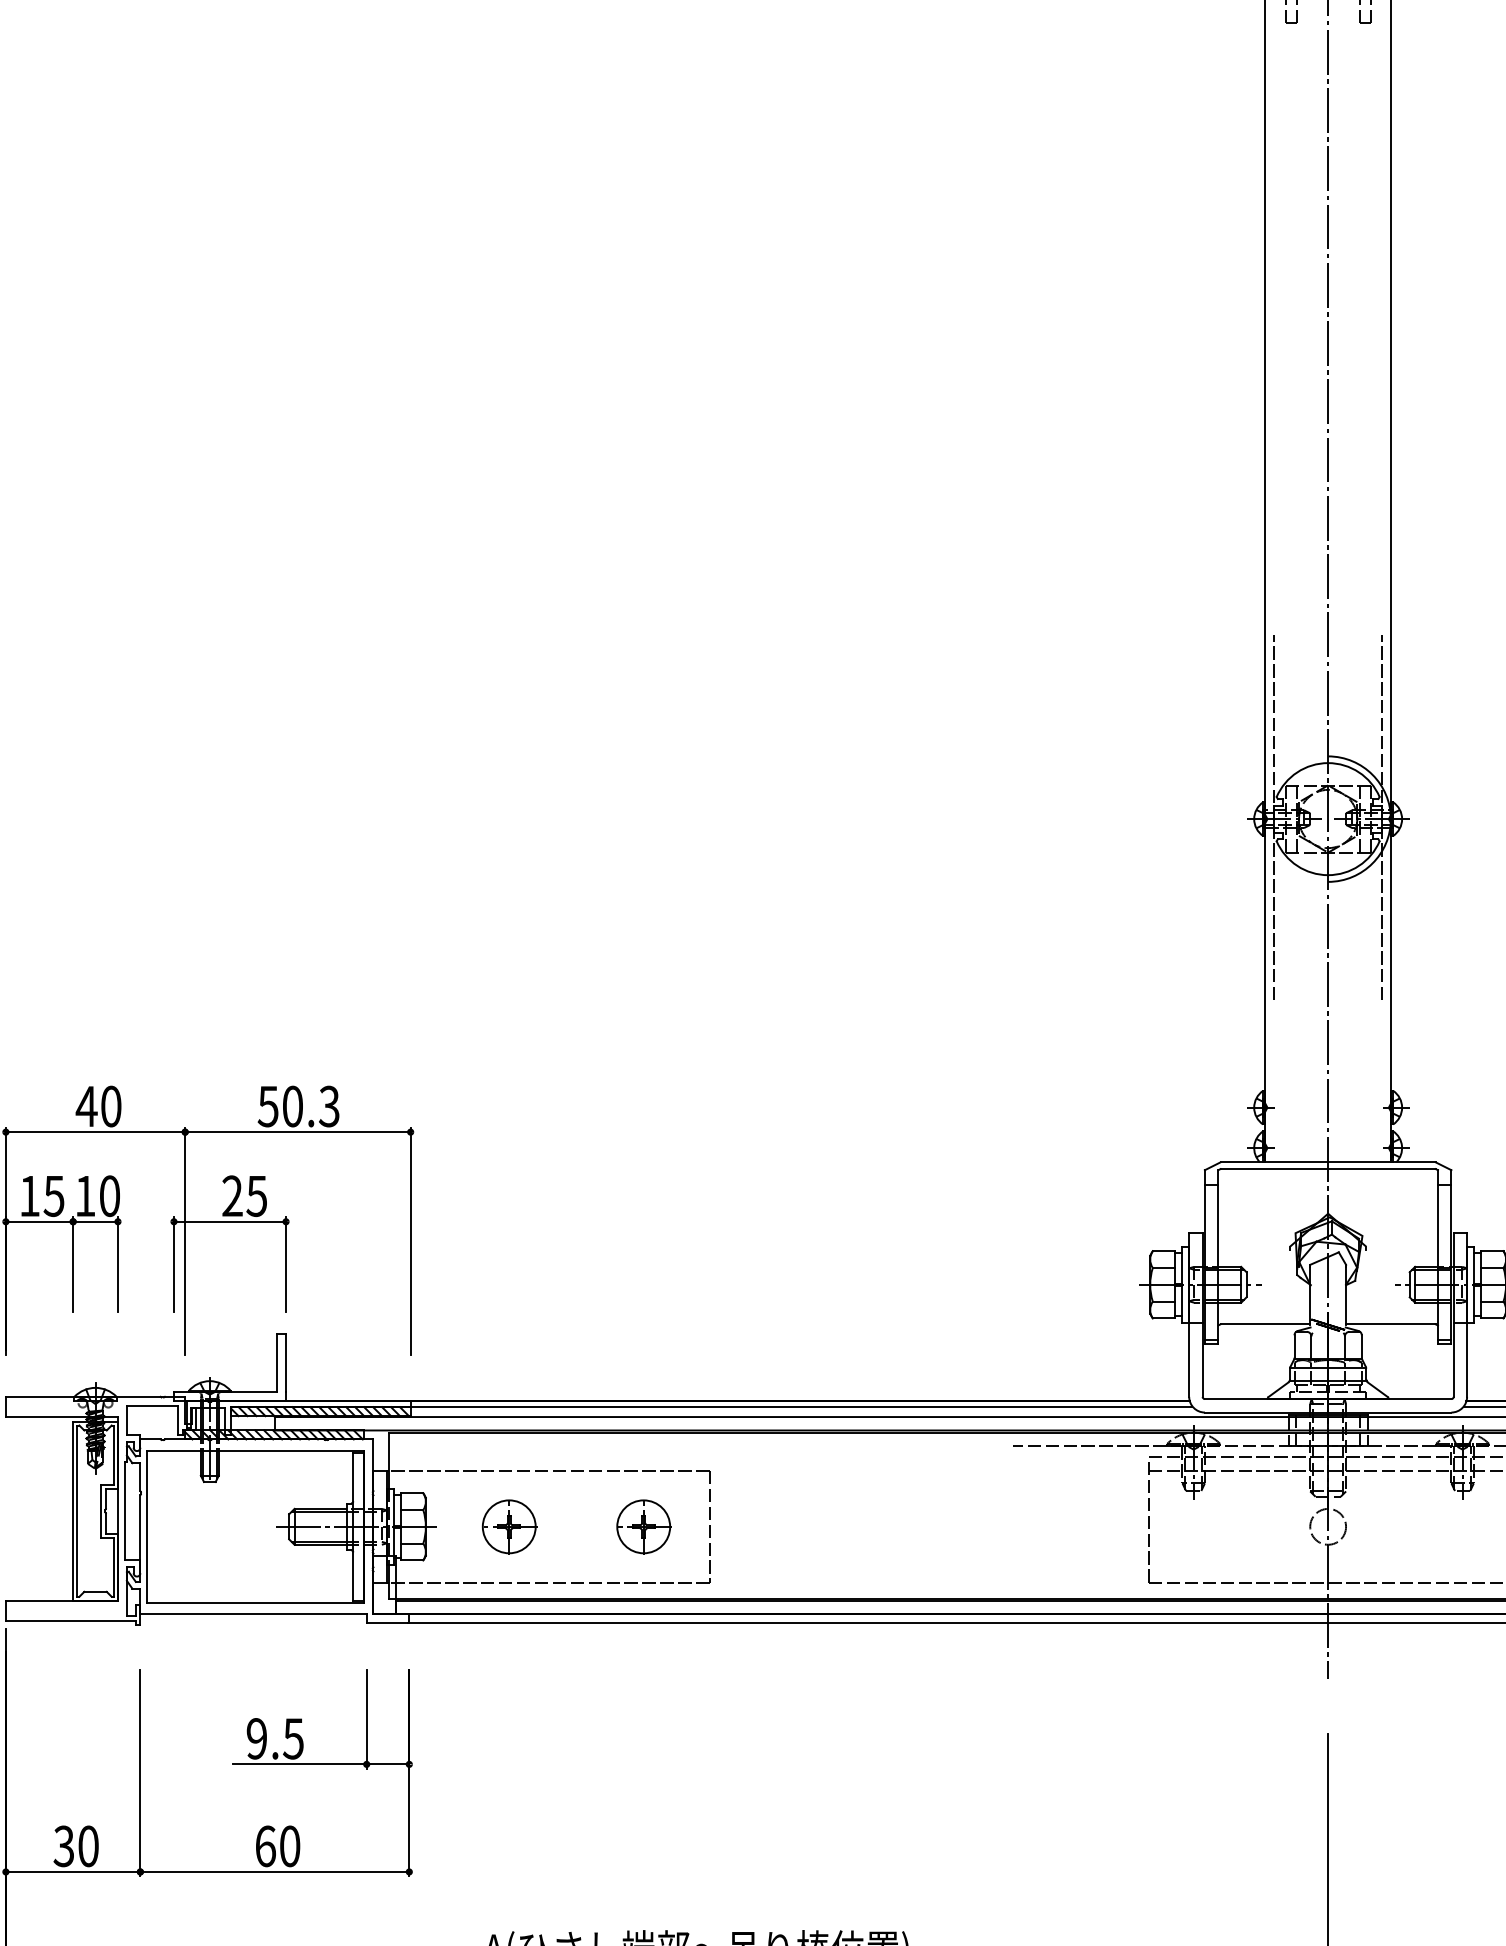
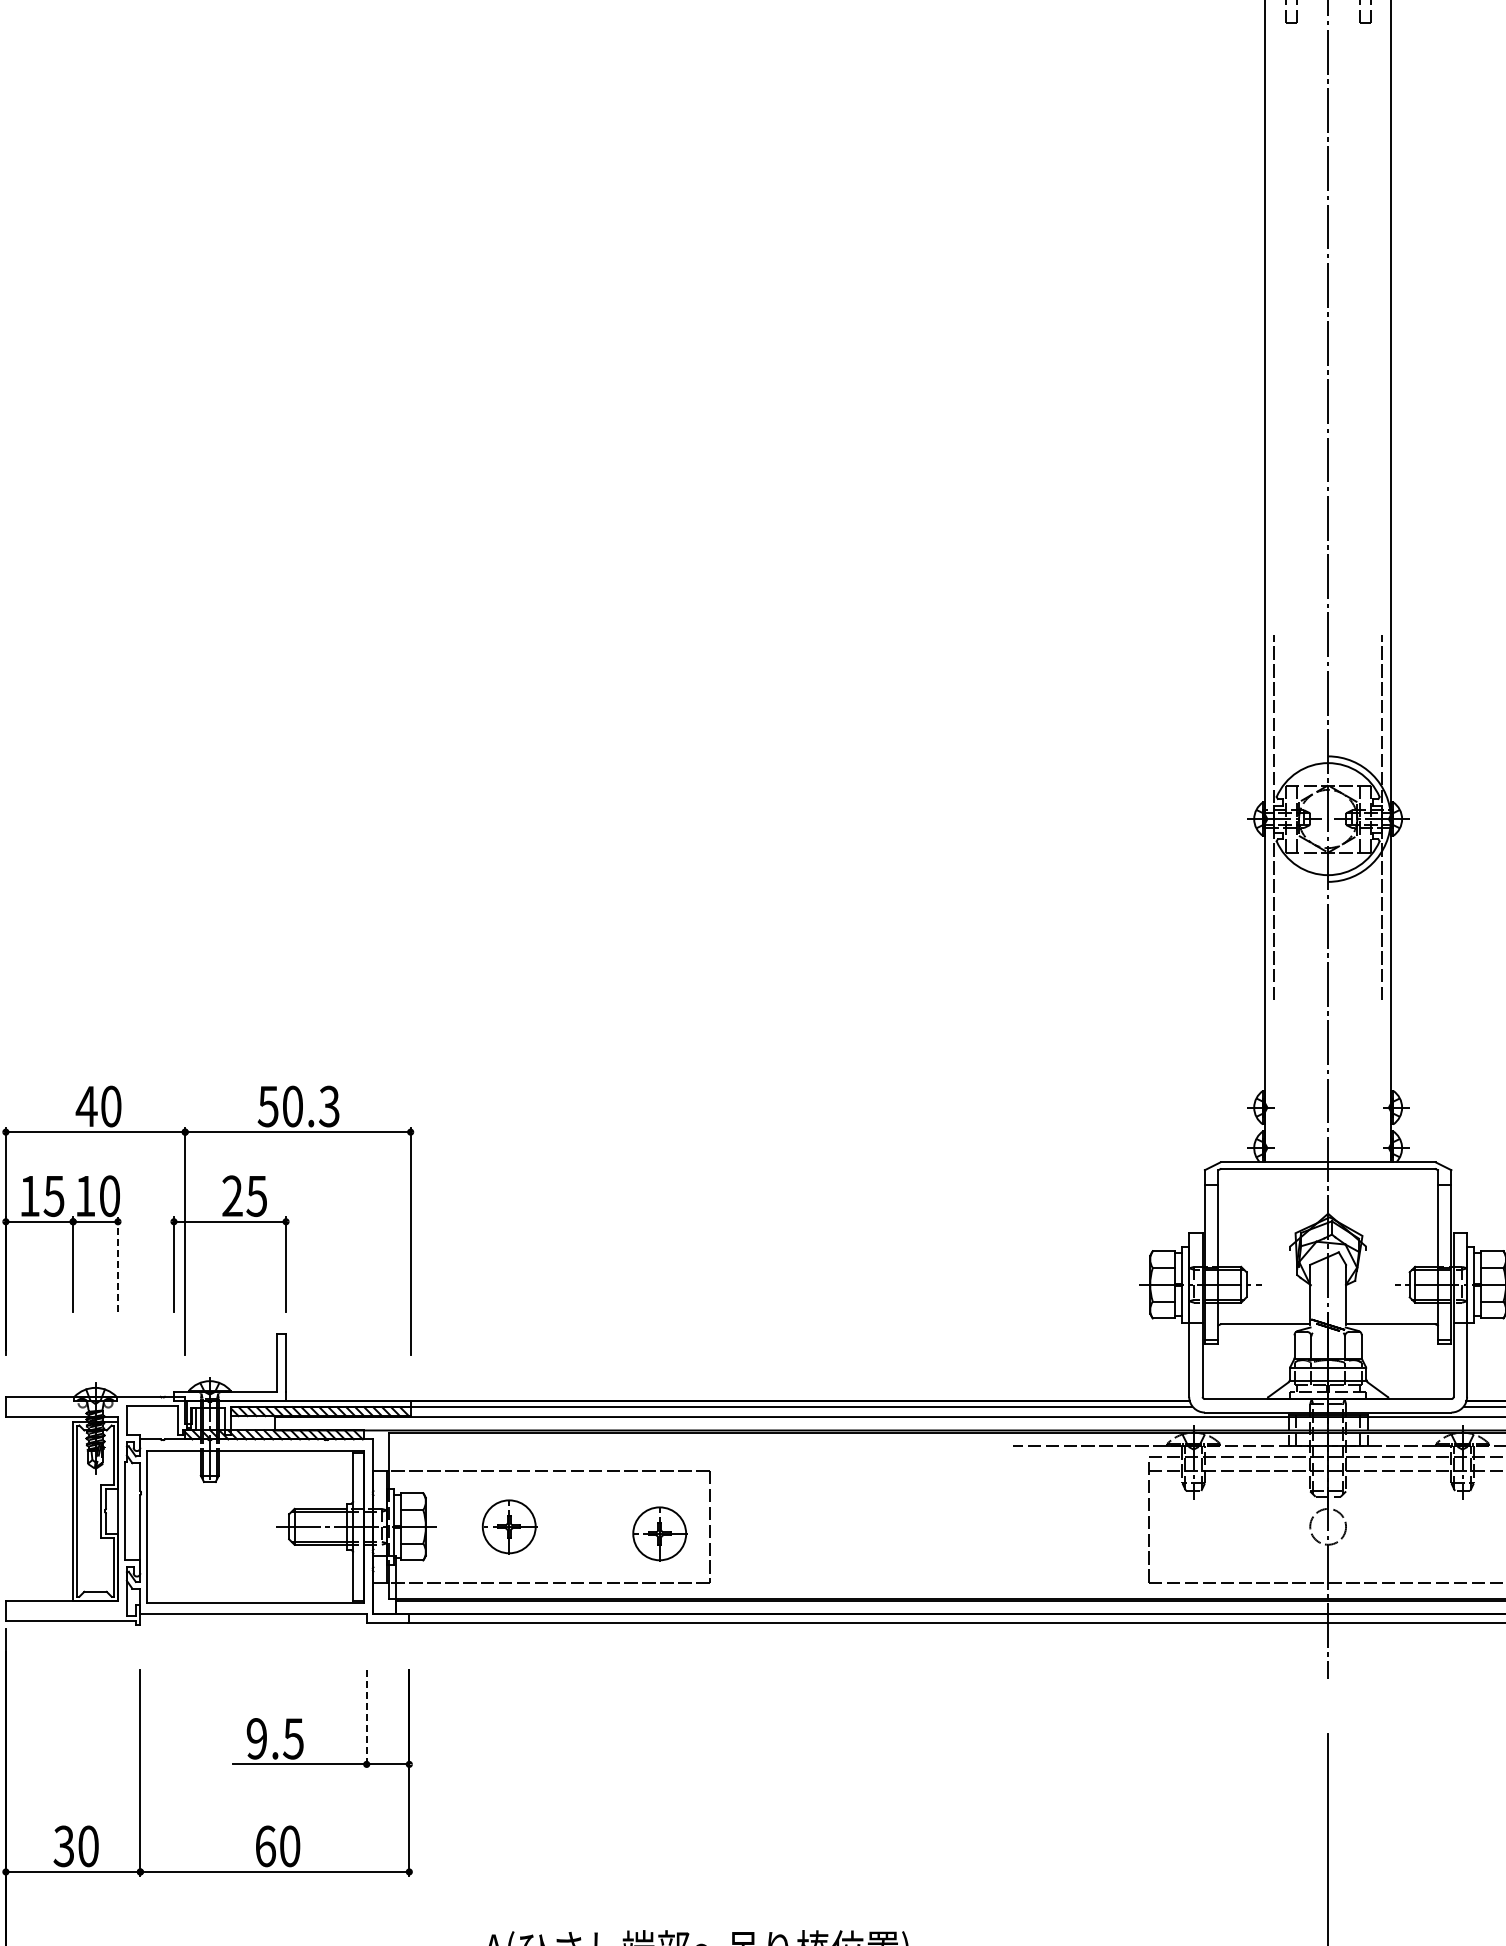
line: solid -> dashed (117, 1264)
part position: (643, 1526) -> (659, 1533) (659, 1533)
line: solid -> dashed (366, 1720)
